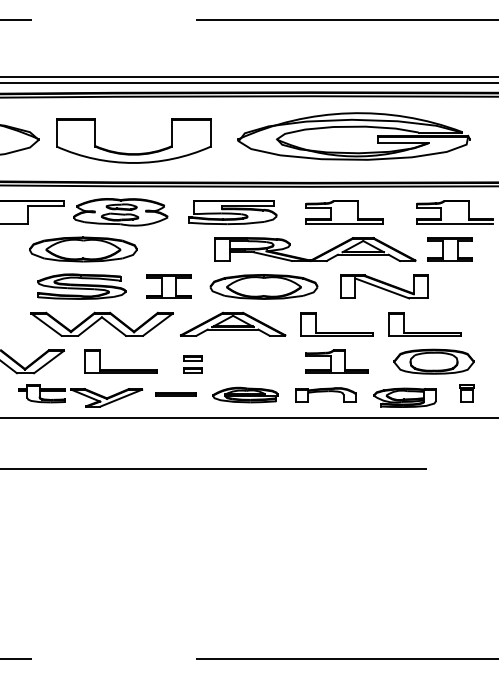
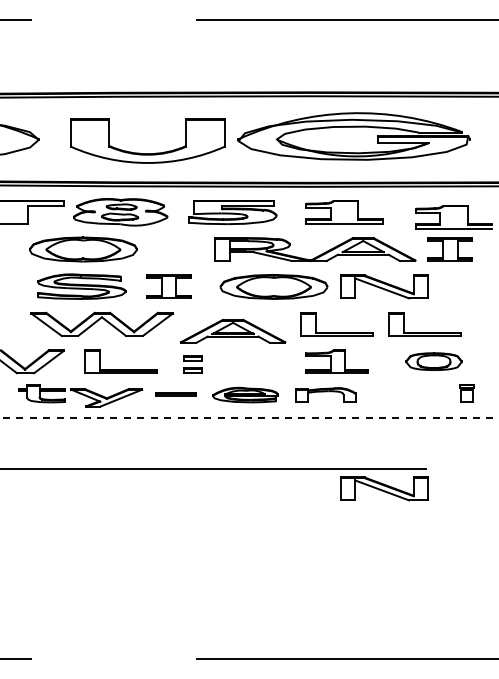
line: present -> none (248, 77)
line: present -> none (248, 83)
part position: (133, 153) -> (147, 153) (147, 153)
part position: (454, 201) -> (453, 206) (453, 206)
part position: (263, 286) -> (273, 286) (273, 286)
part position: (233, 323) -> (233, 330) (233, 330)
part size: 82x27 px -> 58x19 px (433, 361)
part: present -> none (404, 397)
line: solid -> dashed (249, 418)
part: none -> present (384, 488)
